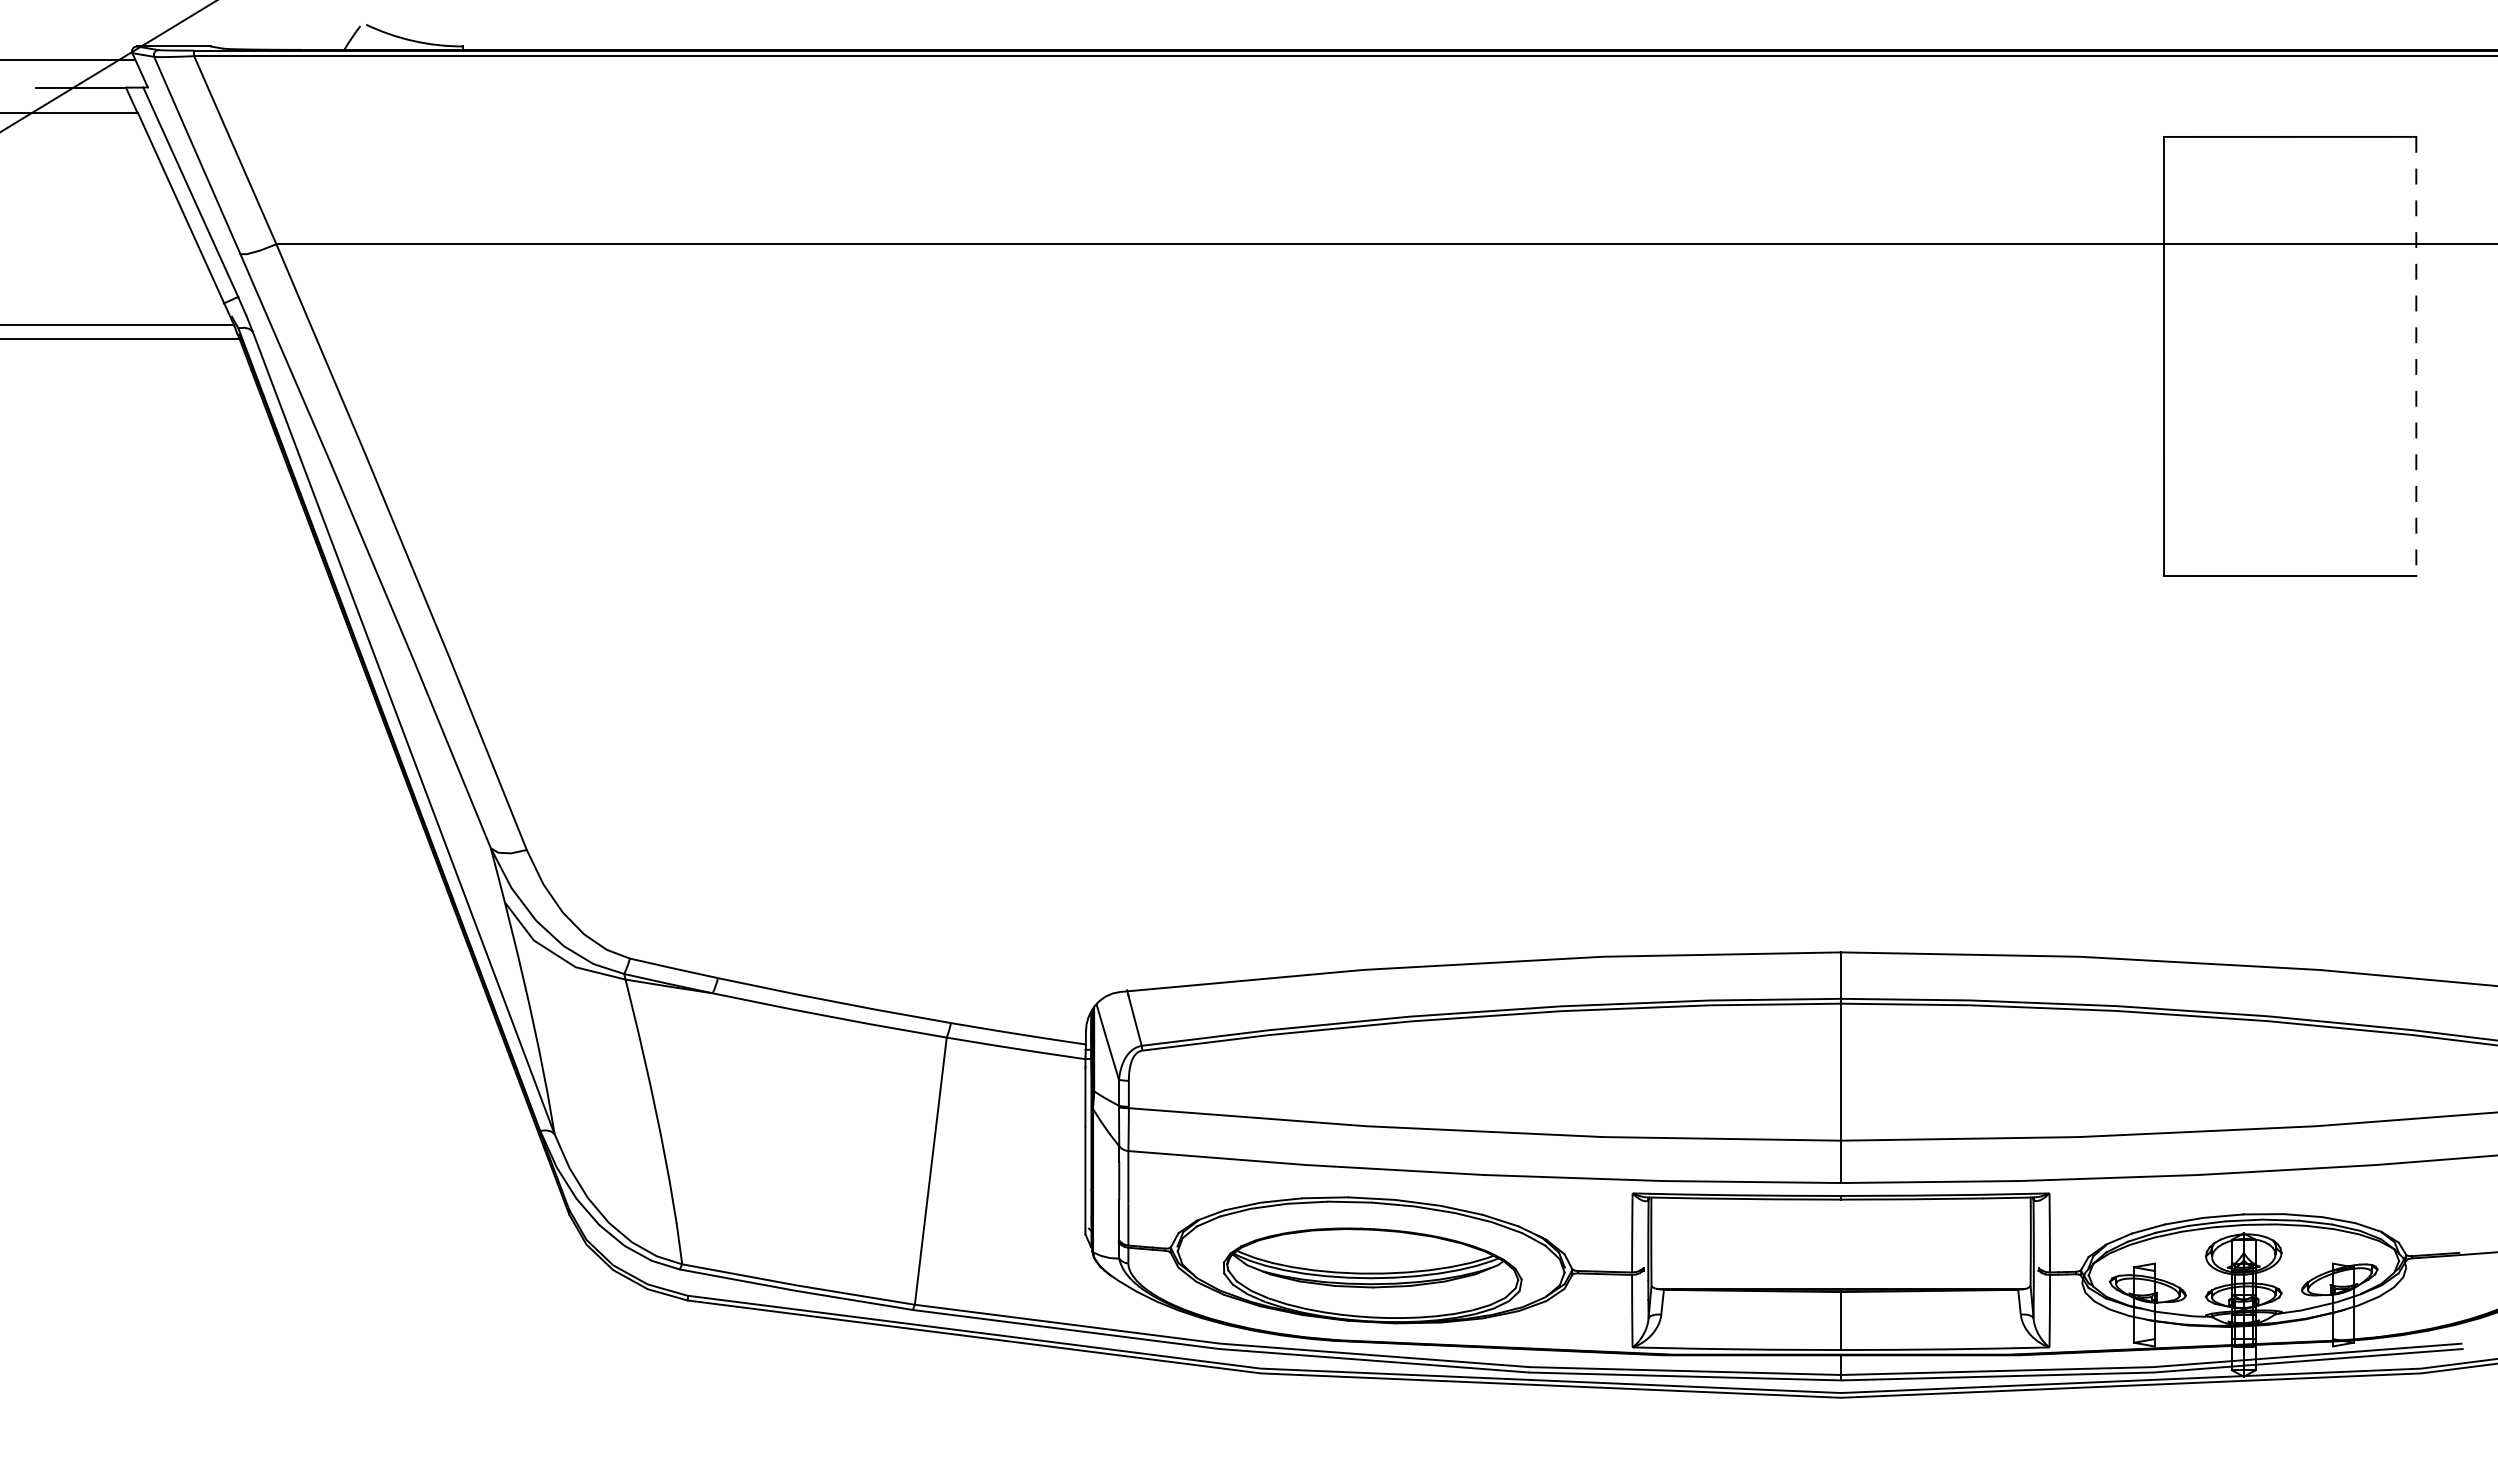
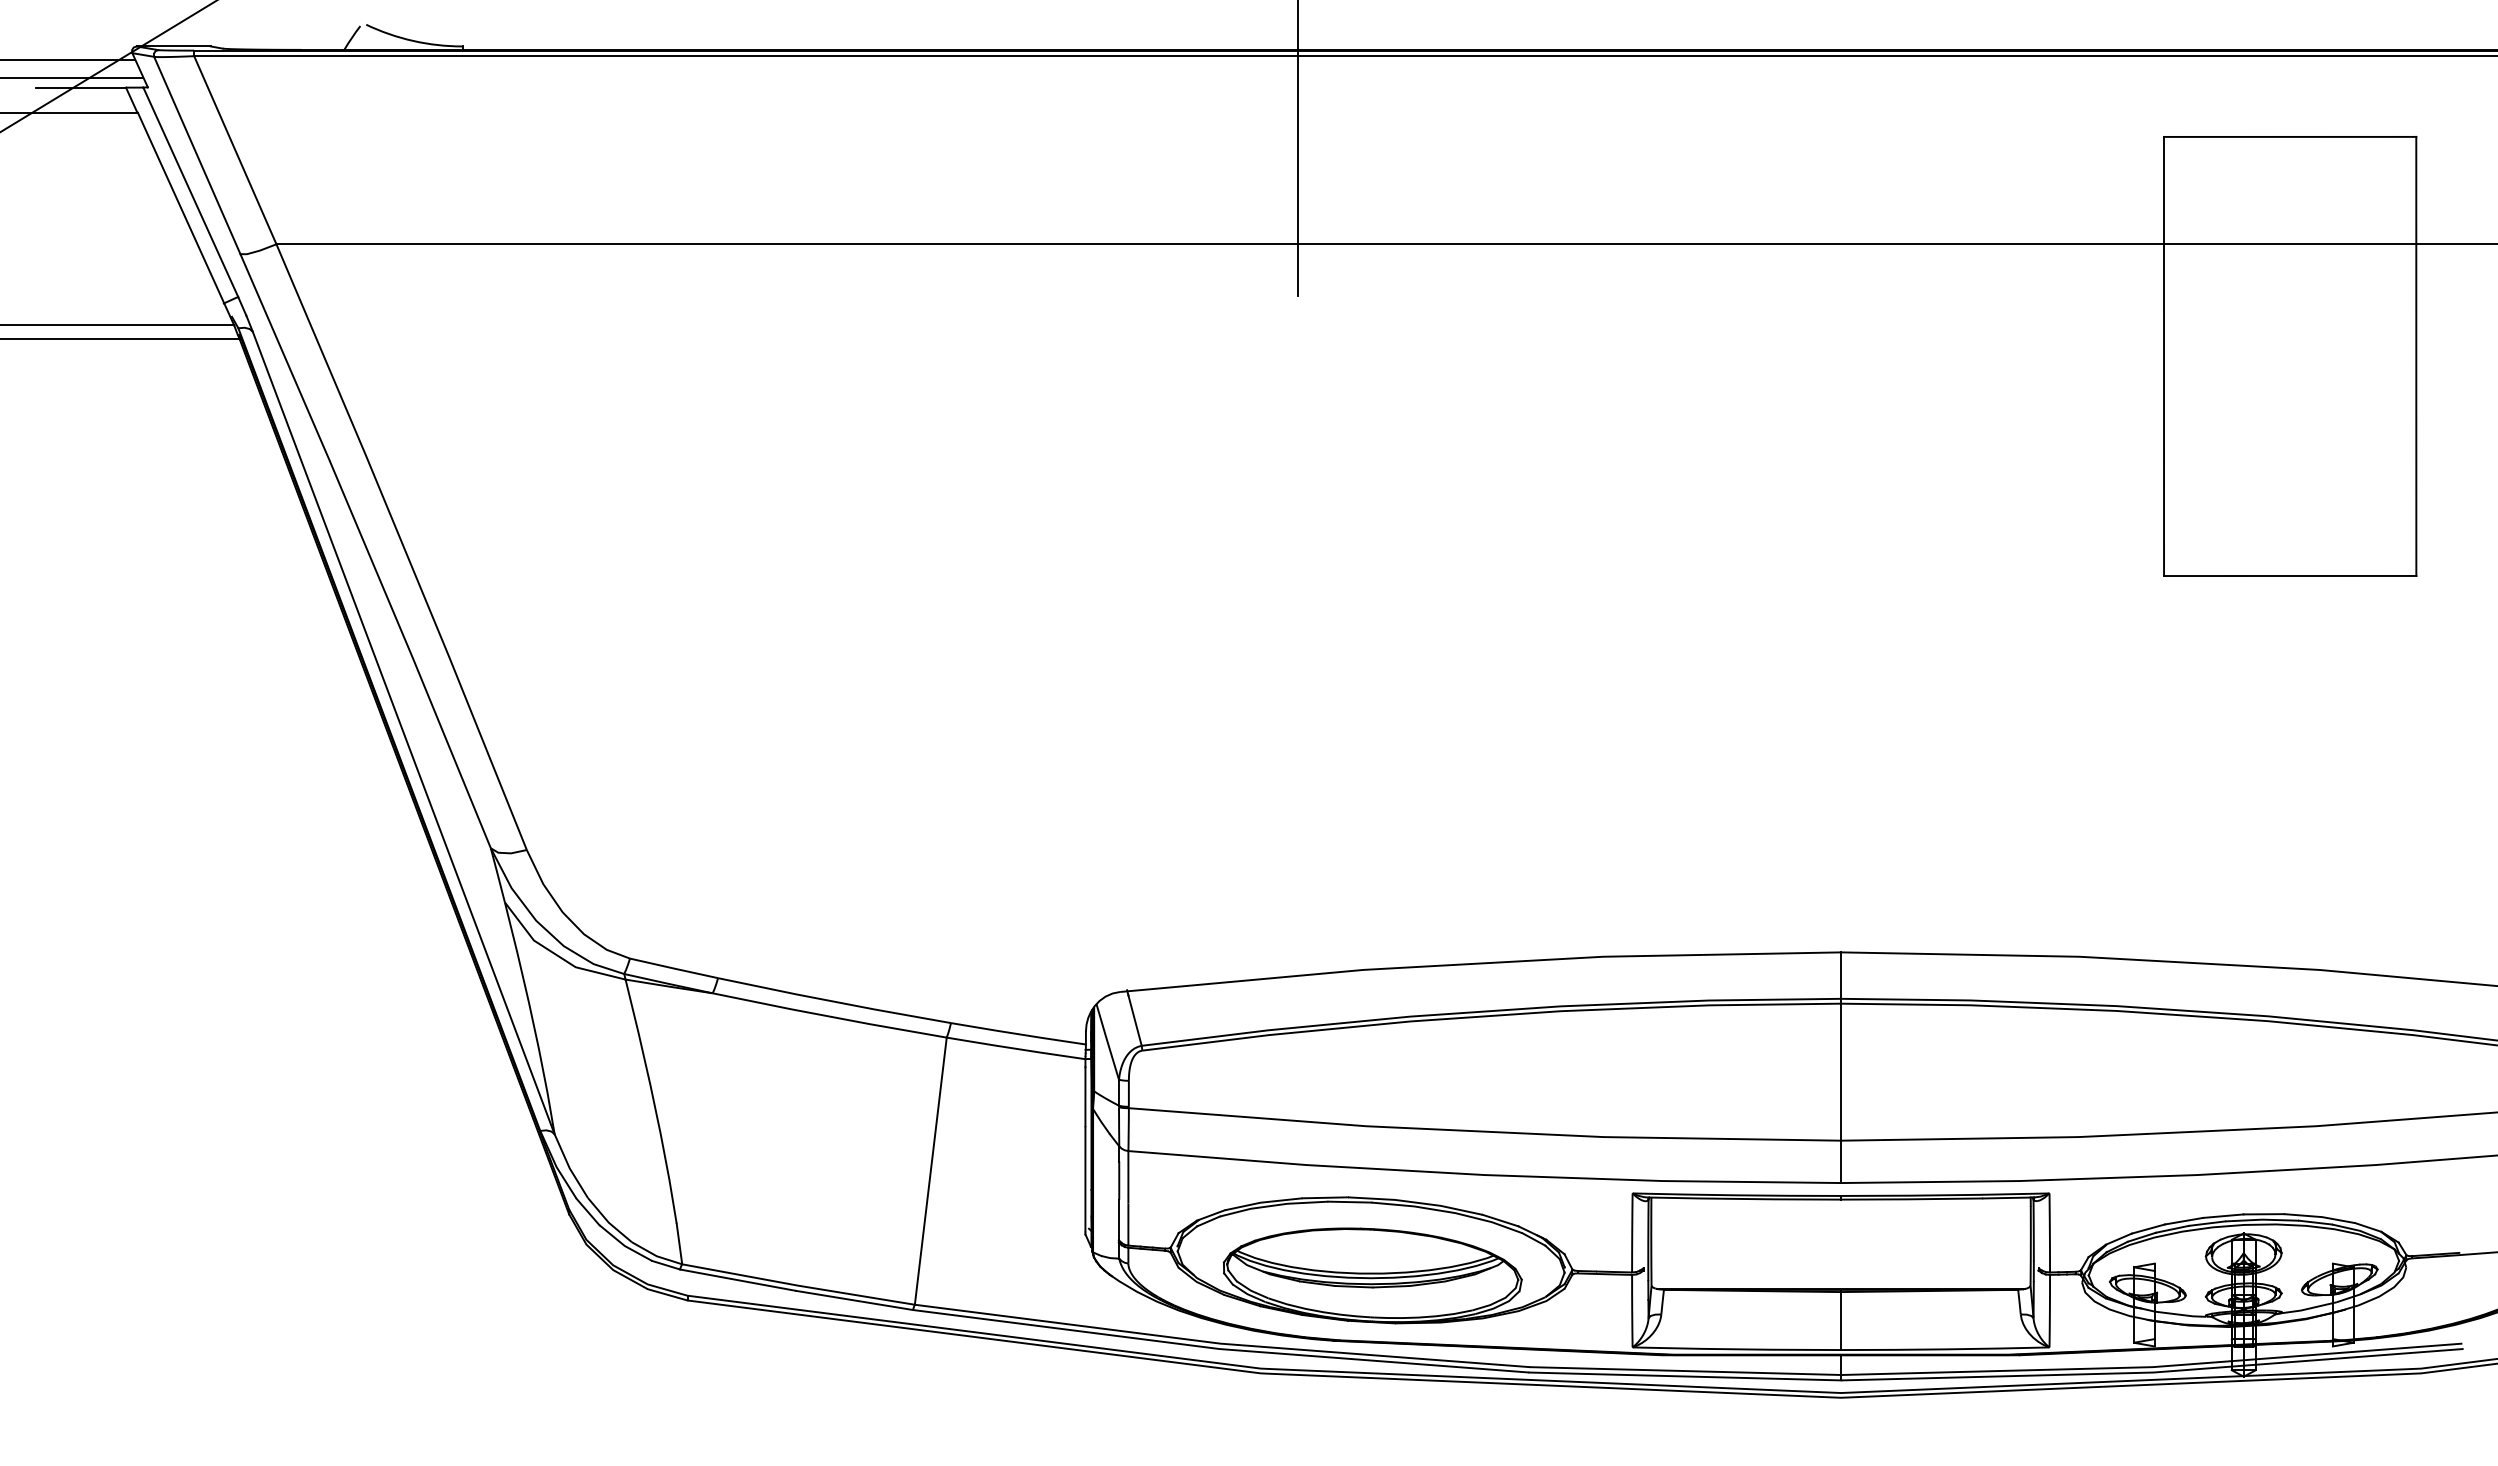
line: none -> present (73, 78)
line: none -> present (1297, 149)
line: dashed -> solid (2416, 356)
